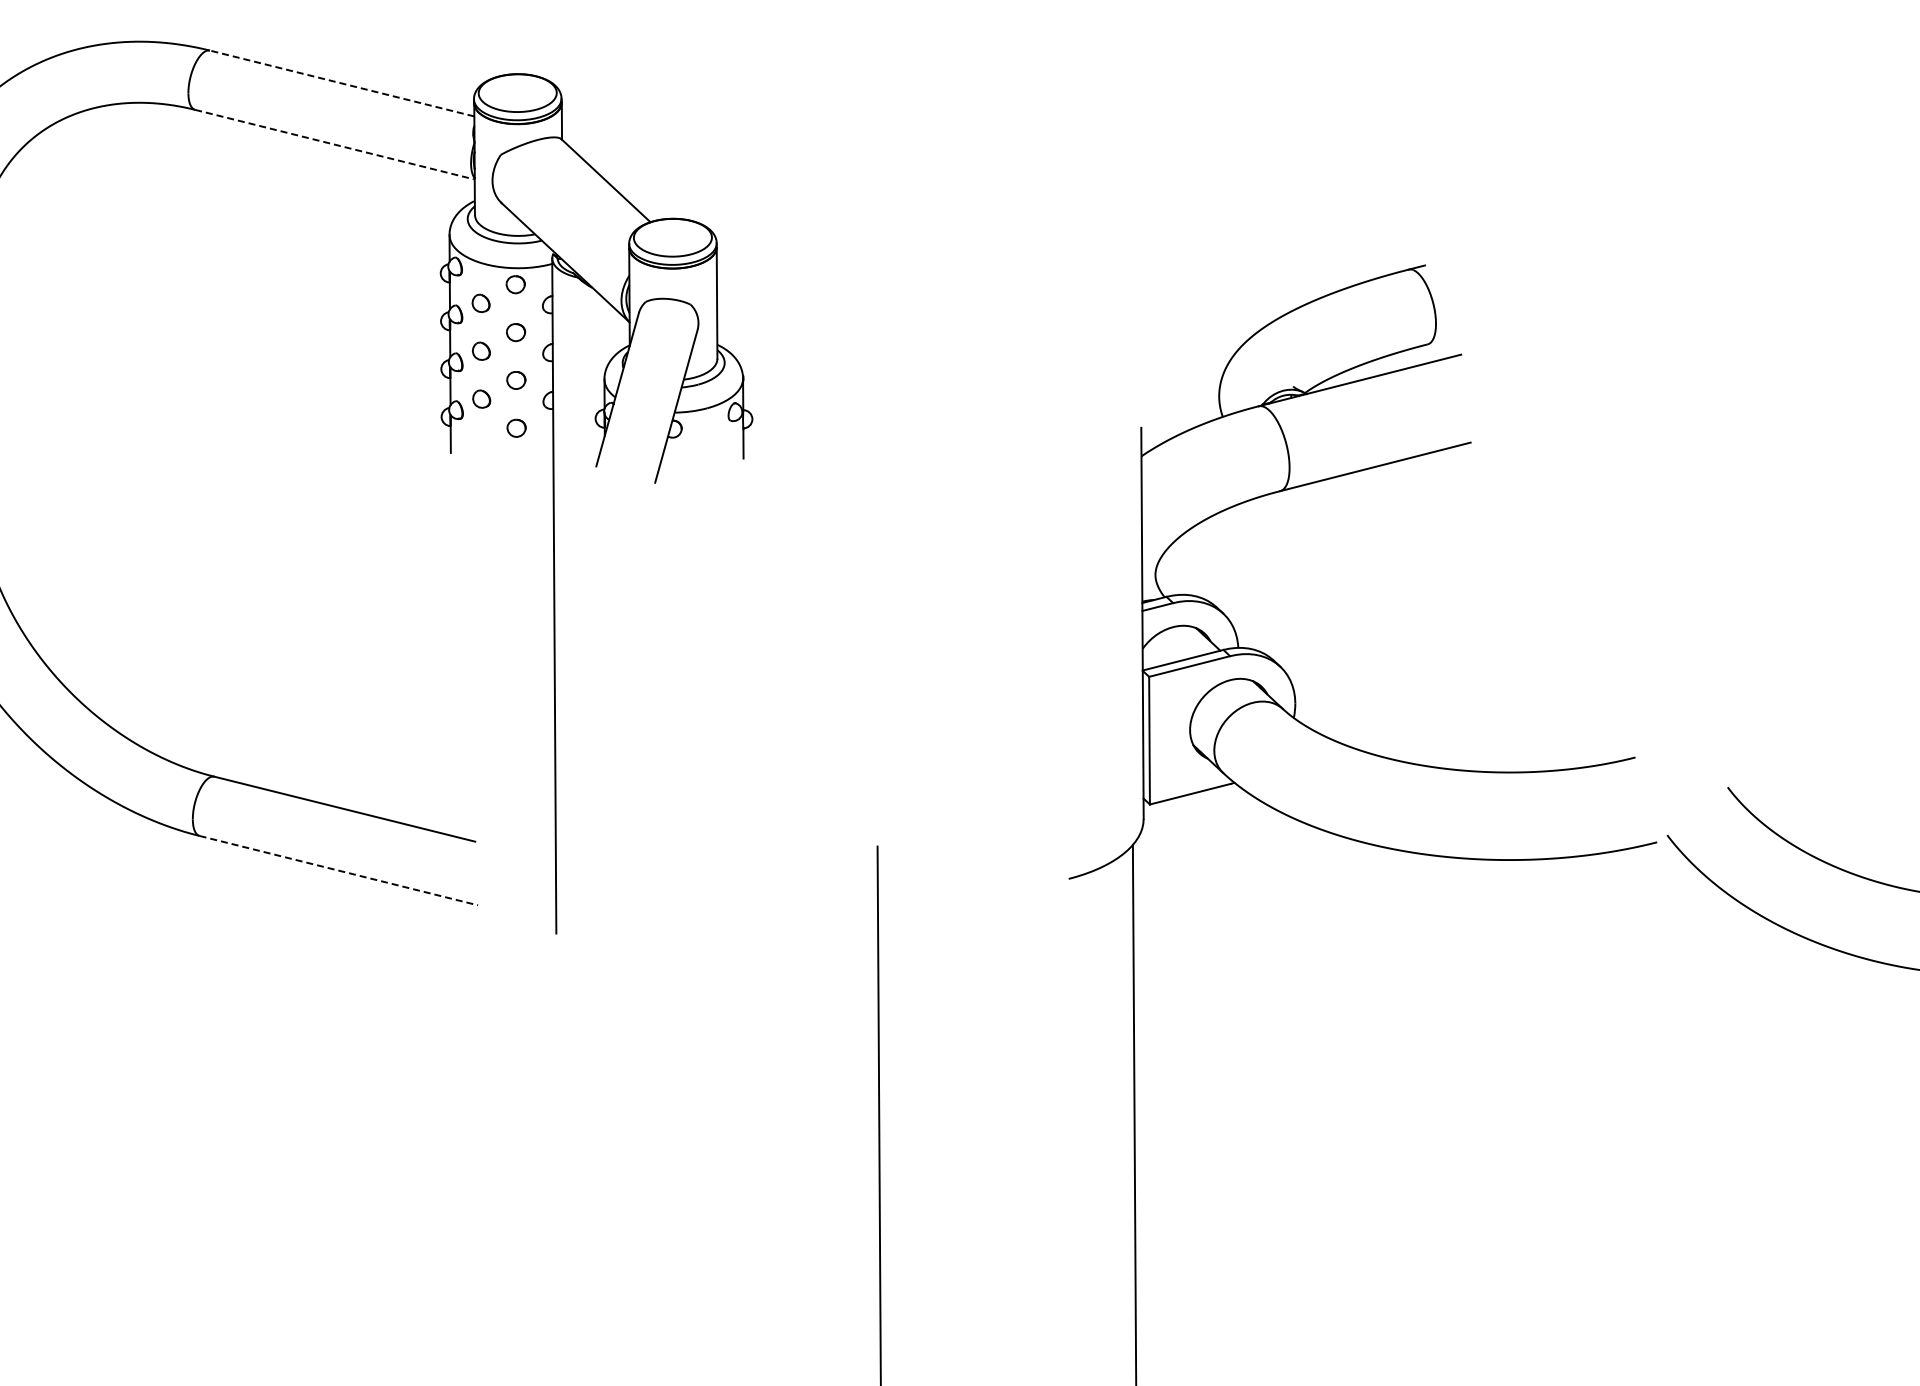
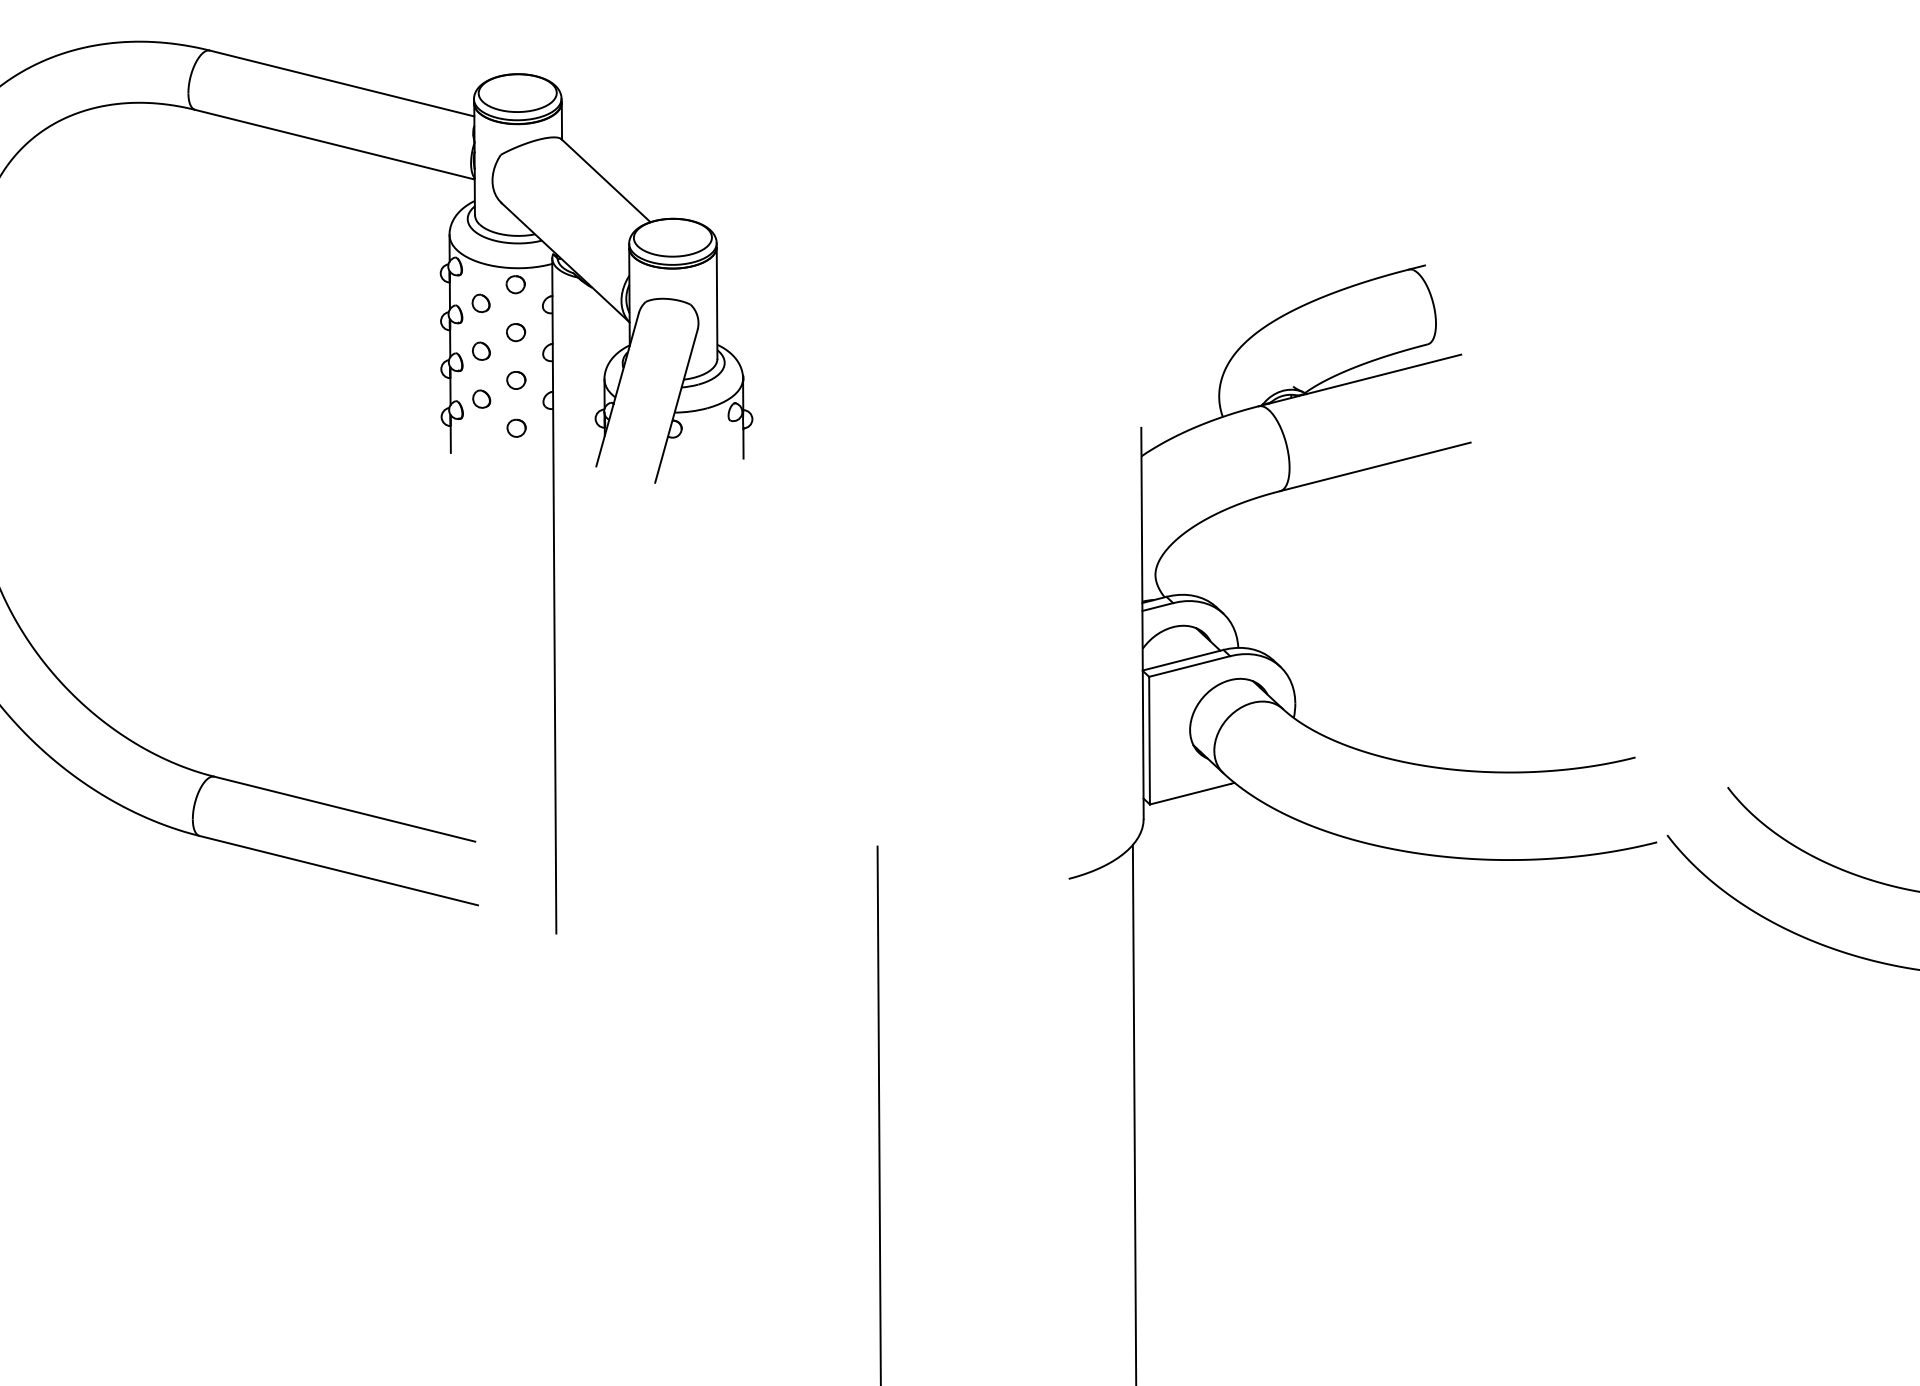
line: dashed -> solid (341, 83)
line: dashed -> solid (334, 144)
line: dashed -> solid (339, 870)
